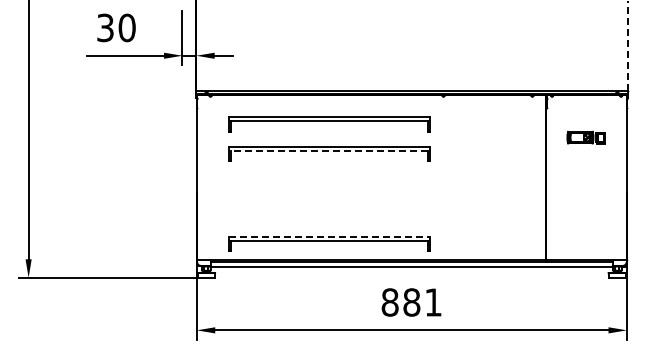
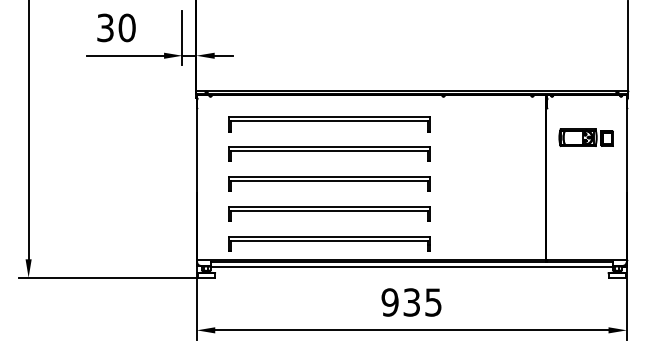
line: dashed -> solid (627, 45)
part size: 40x15 px -> 56x19 px (585, 137)
line: dashed -> solid (329, 151)
part: none -> present (329, 183)
part: none -> present (329, 213)
line: dashed -> solid (330, 236)
text: 881 -> 935 (411, 302)
